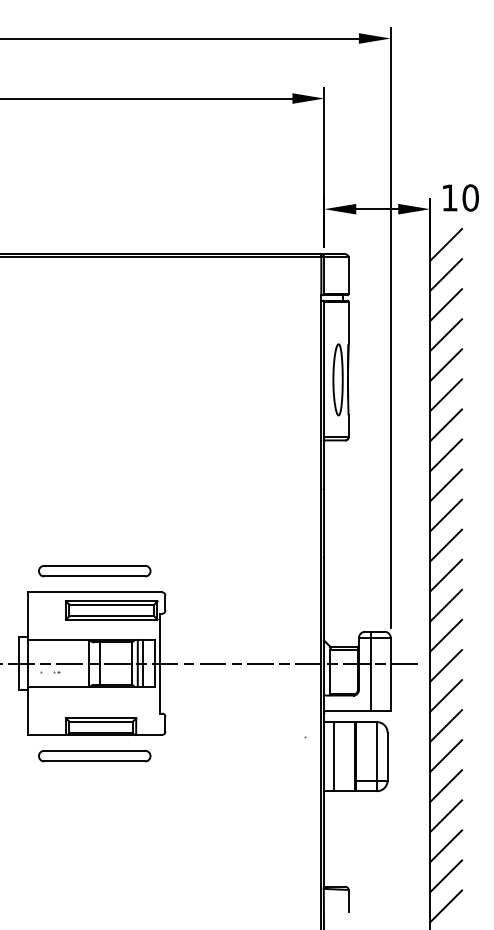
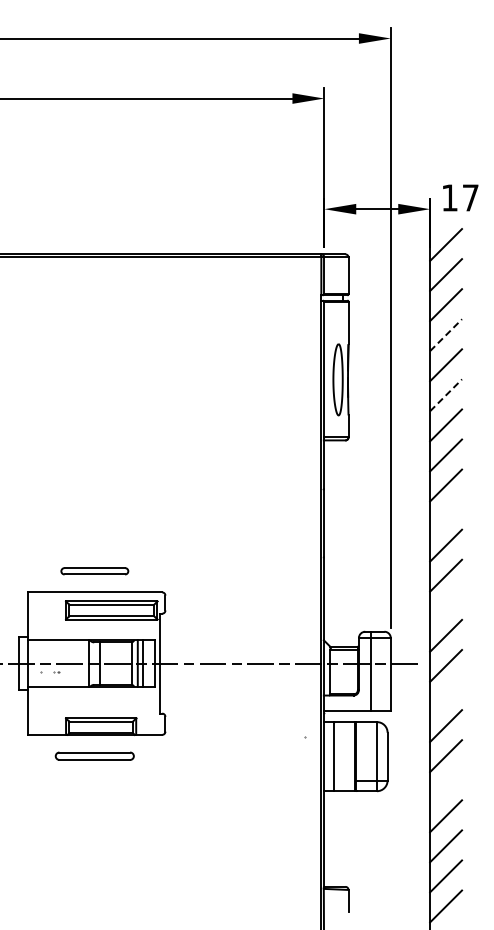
text: 10 -> 17 (470, 197)
line: solid -> dashed (446, 335)
line: solid -> dashed (446, 395)
line: present -> none (446, 515)
part size: 114x13 px -> 70x9 px (94, 571)
line: present -> none (446, 605)
line: present -> none (446, 695)
part size: 114x13 px -> 81x10 px (94, 755)
line: present -> none (446, 786)
